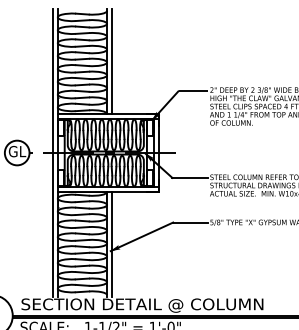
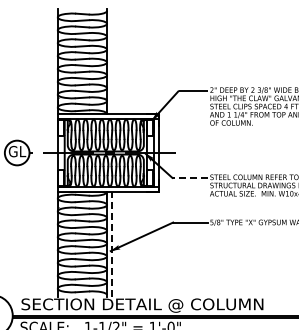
line: present -> none (112, 60)
line: present -> none (52, 152)
line: solid -> dashed (189, 177)
line: solid -> dashed (112, 243)
